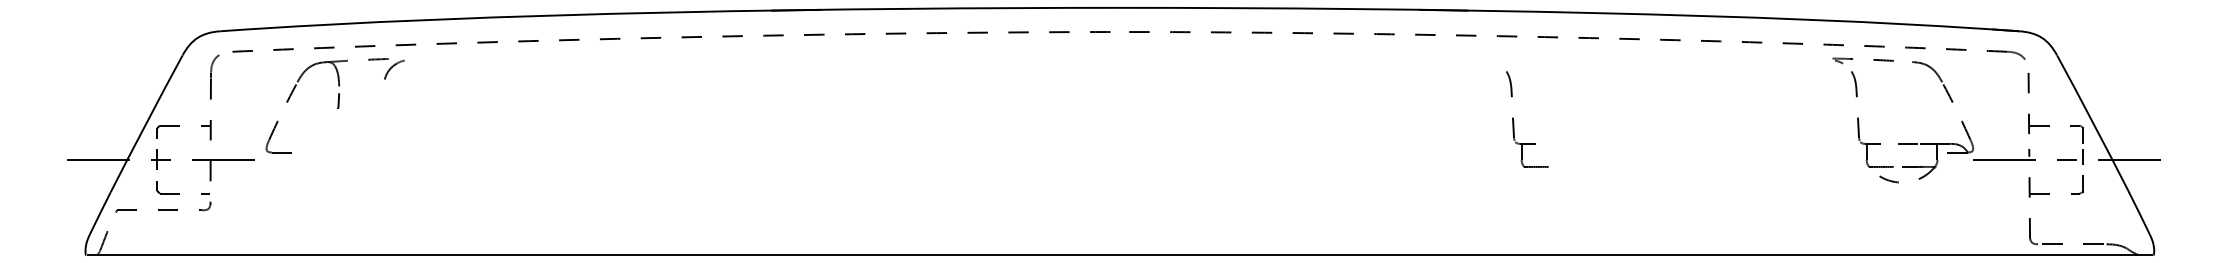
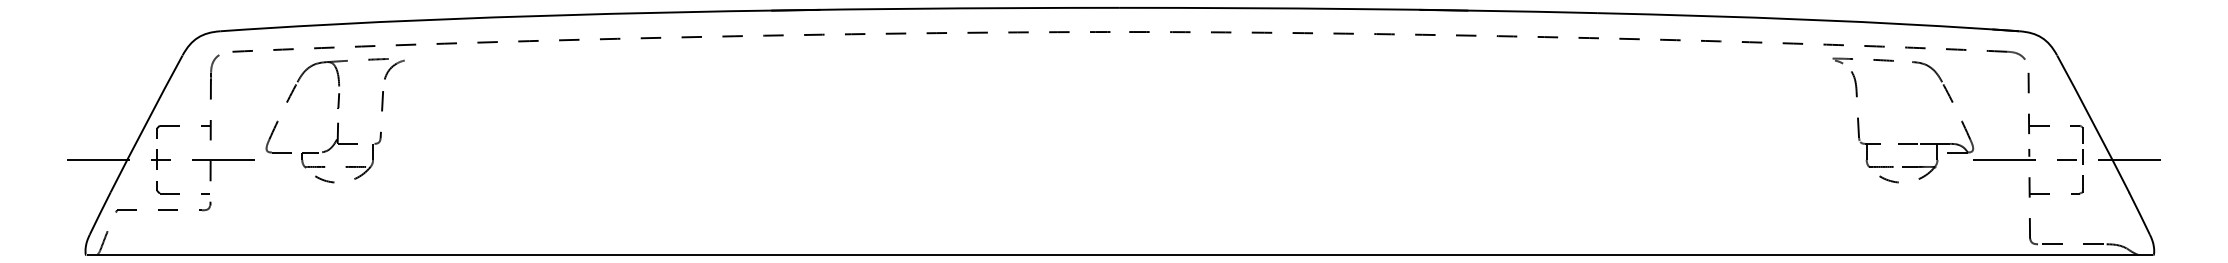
part: present -> none (1514, 121)
part: none -> present (342, 137)
